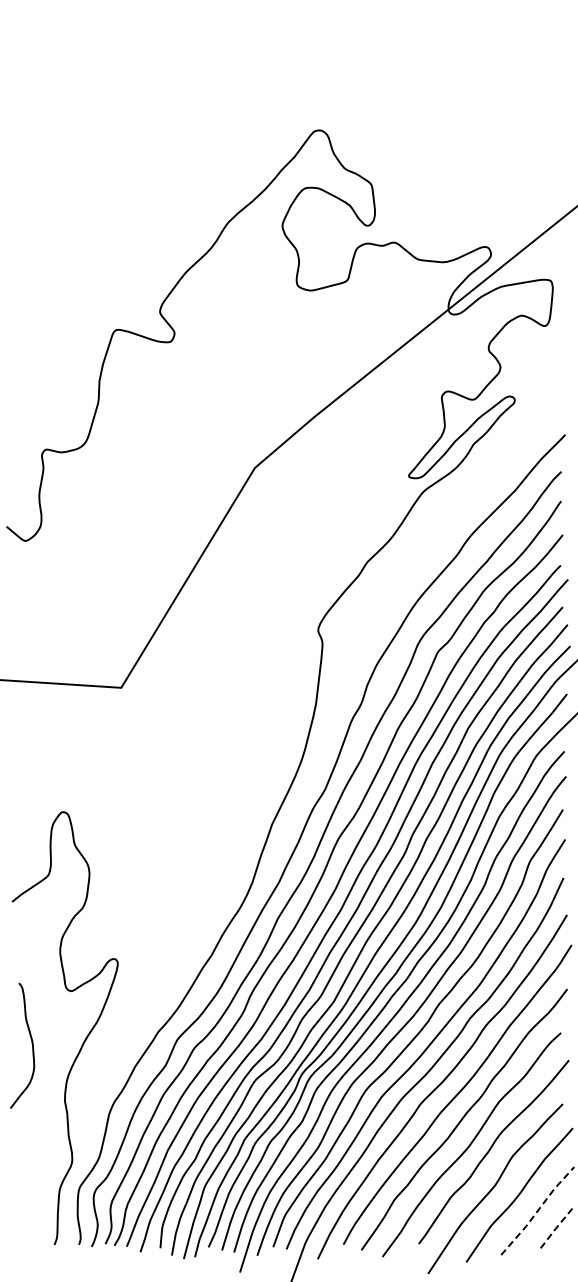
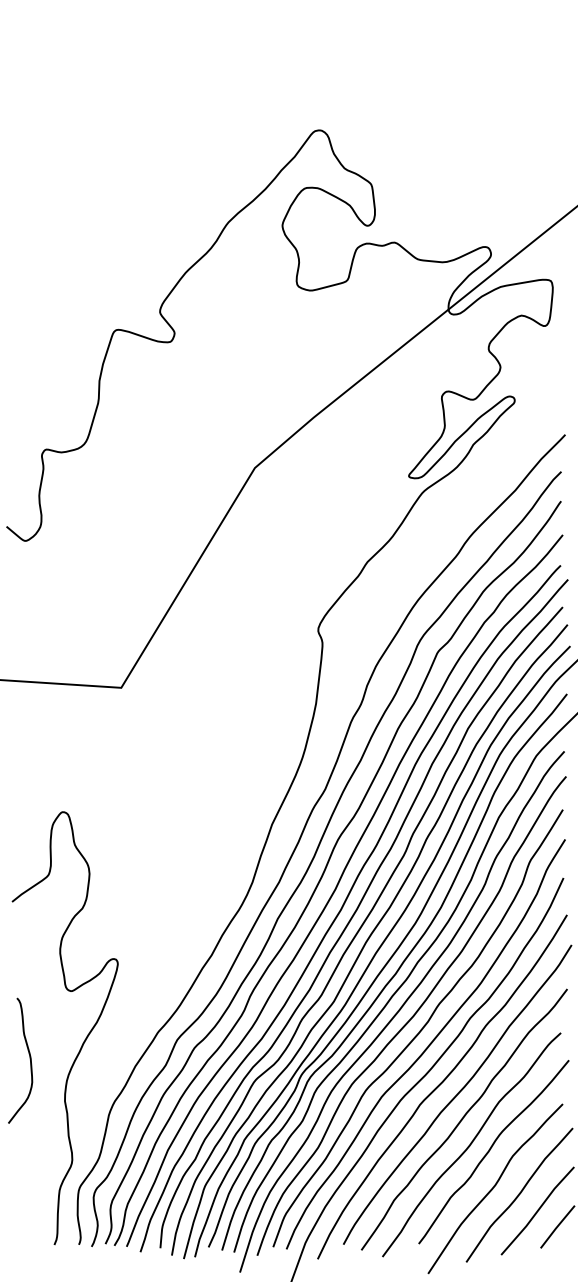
curve position: (31, 1044) -> (29, 1059) (29, 1059)
line: dashed -> solid (537, 1211)
line: dashed -> solid (557, 1227)
